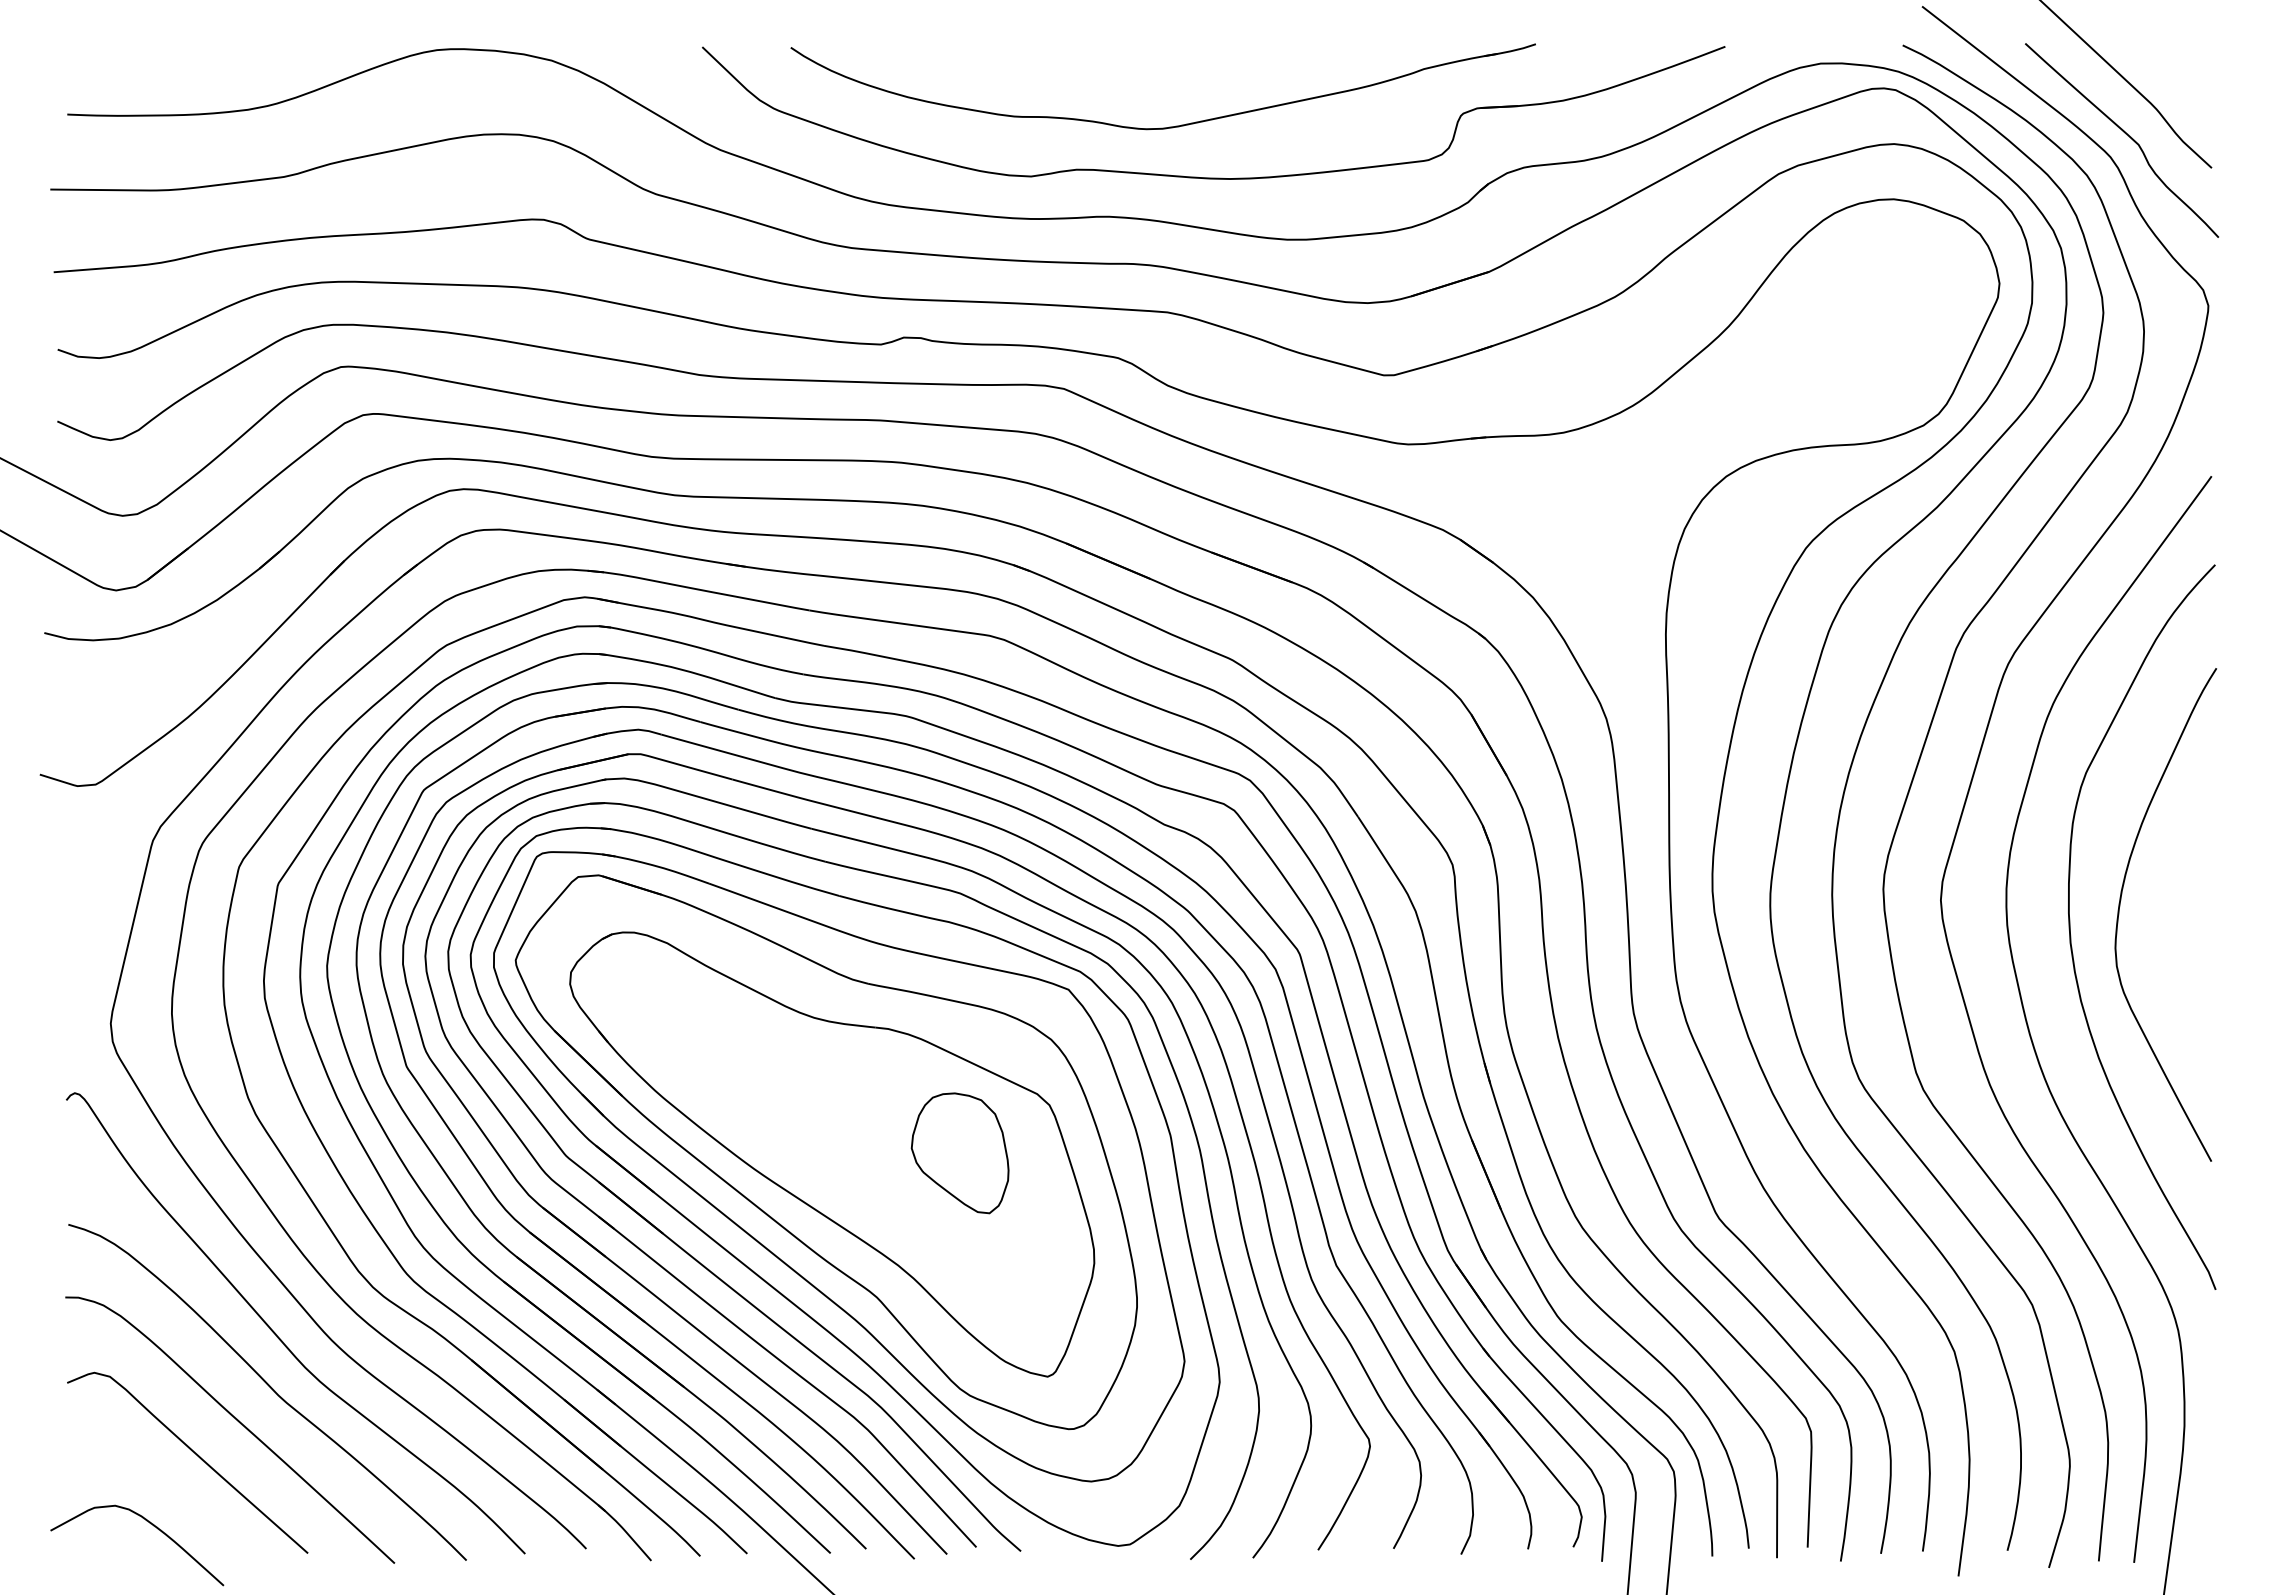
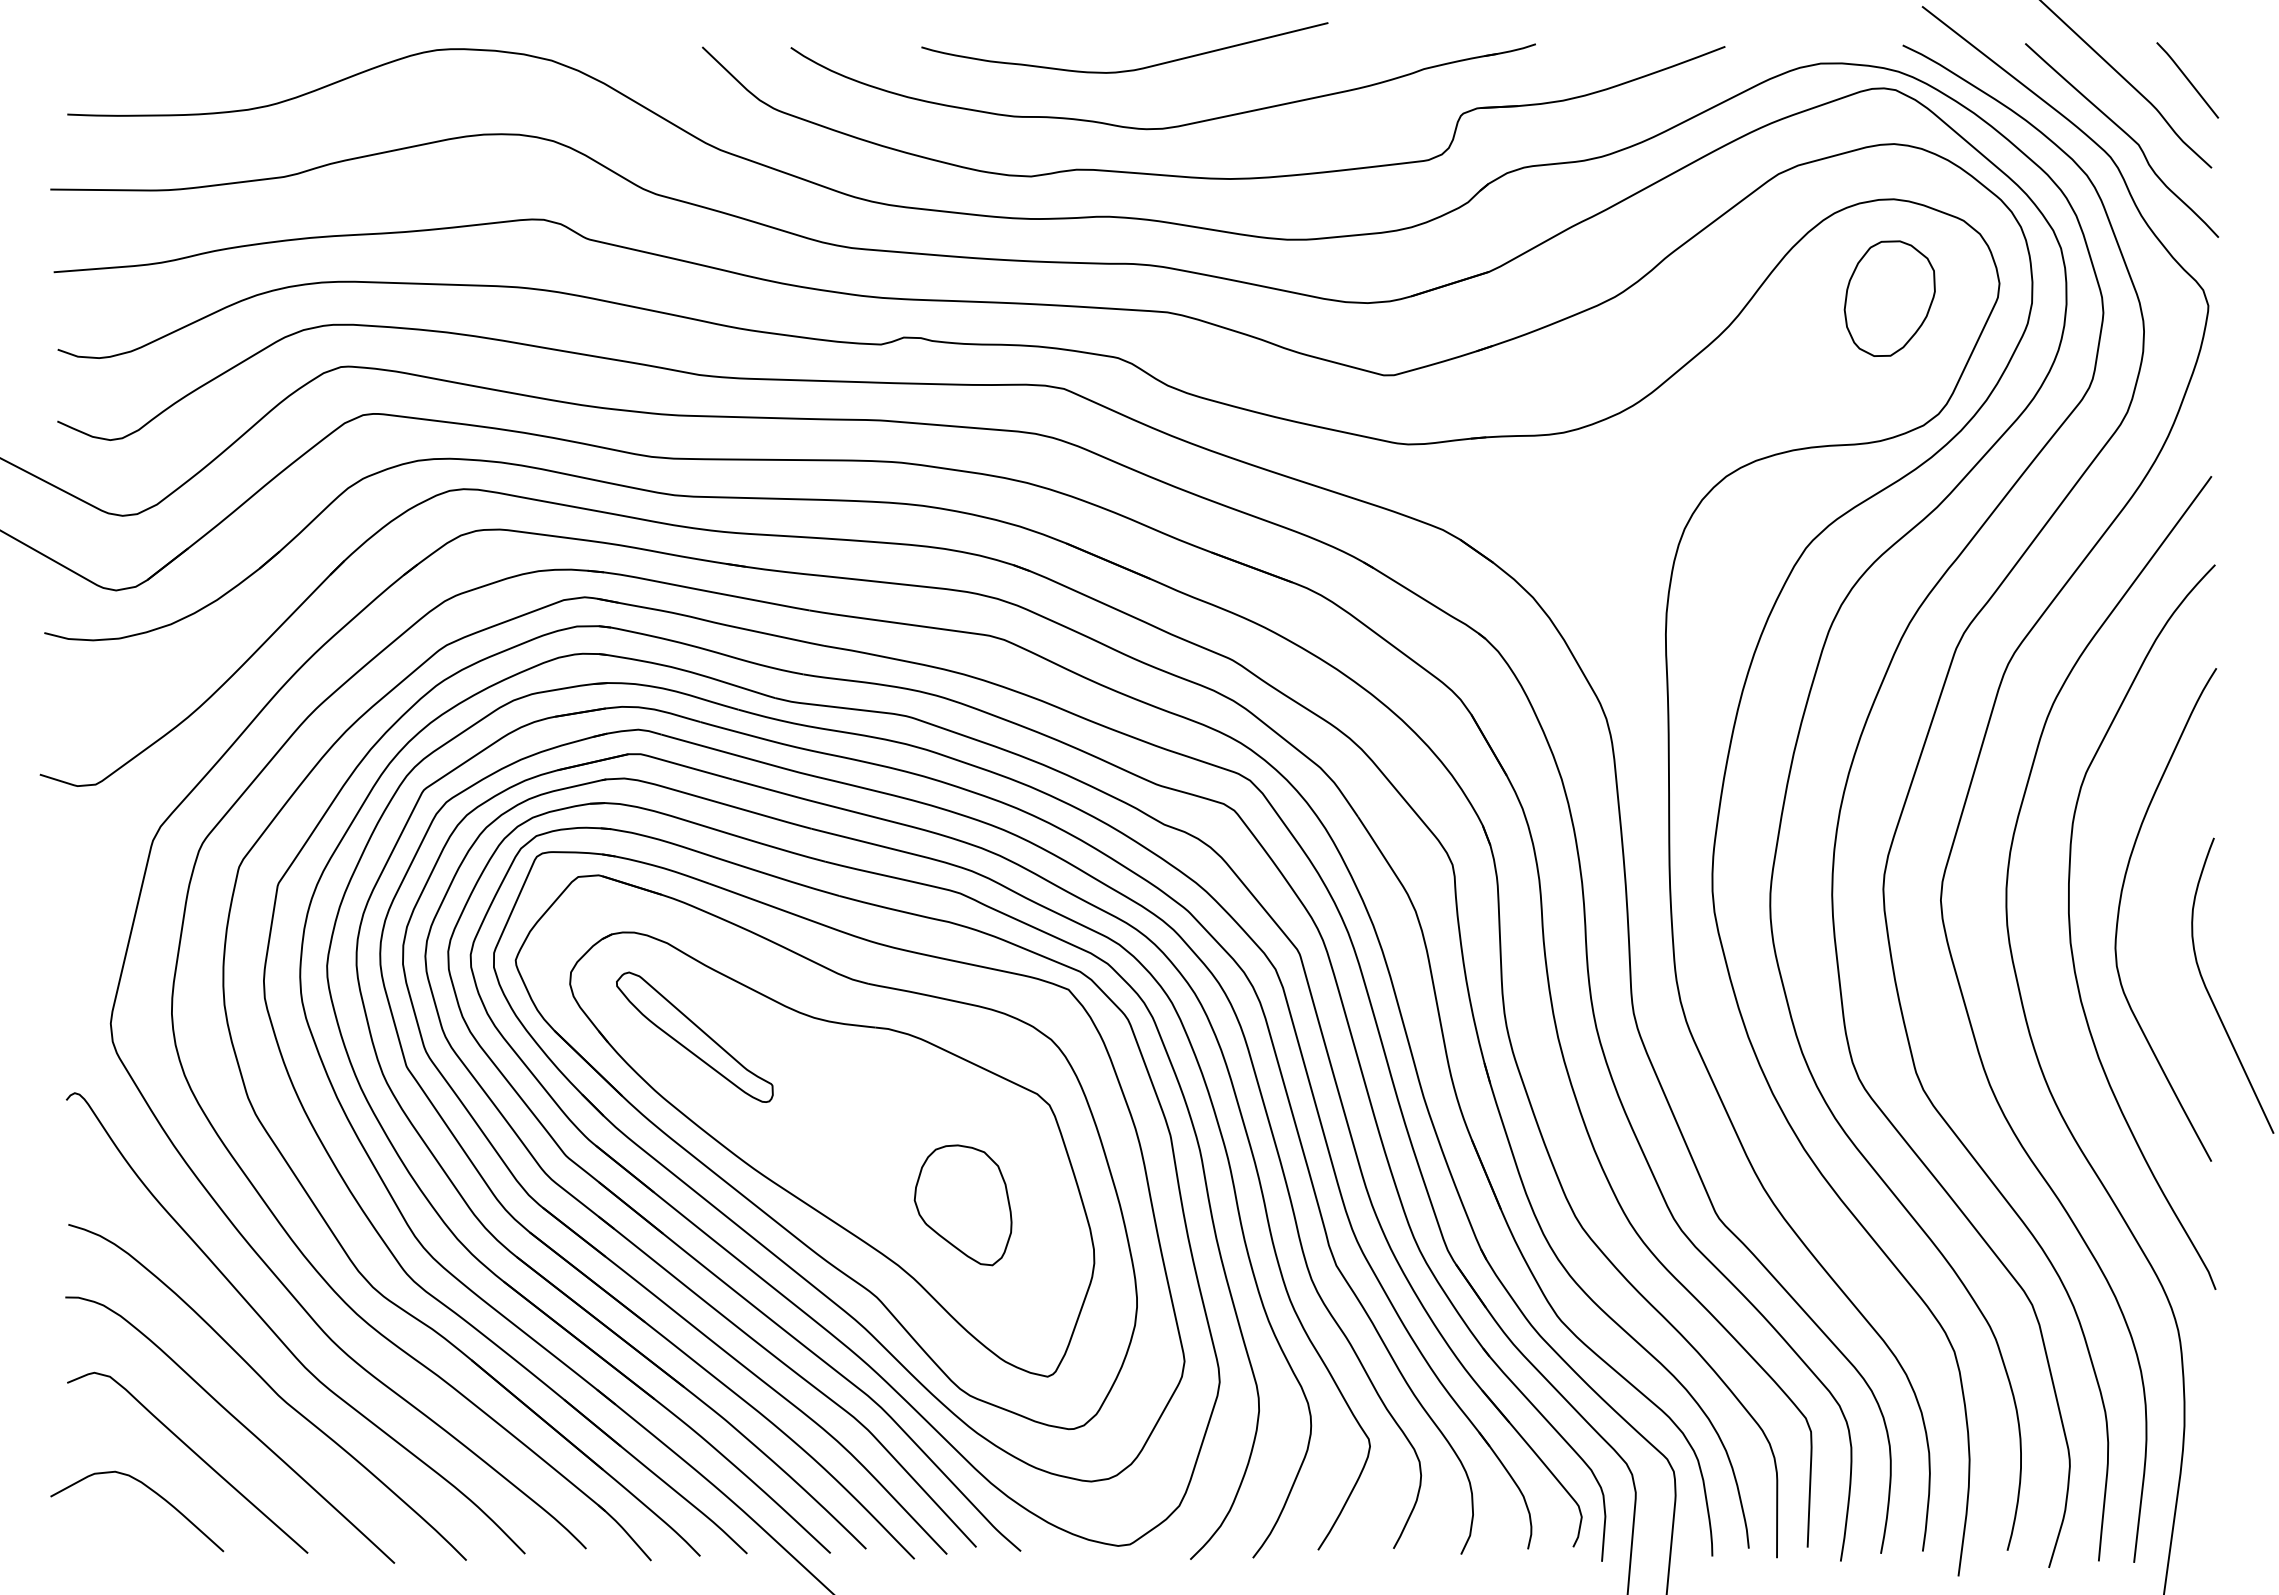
curve: none -> present (1129, 69)
line: none -> present (2187, 80)
part: none -> present (1889, 298)
curve: none -> present (2209, 992)
part: none -> present (694, 1036)
part position: (959, 1153) -> (962, 1205) (962, 1205)
curve position: (150, 1524) -> (150, 1490) (150, 1490)
